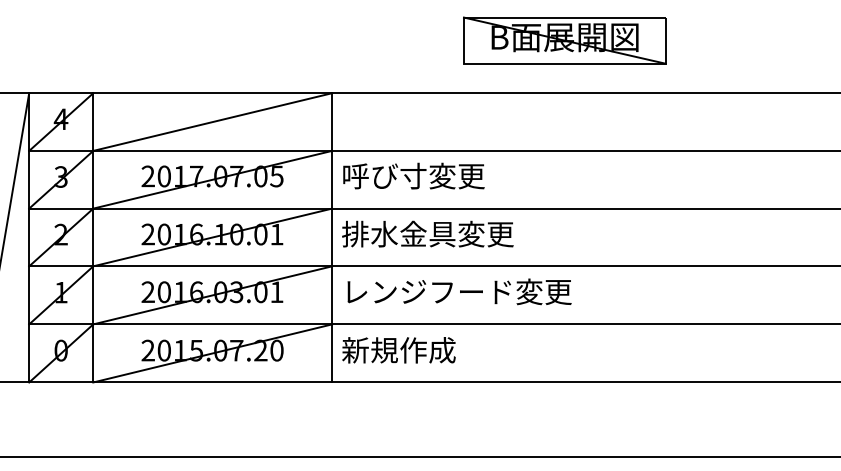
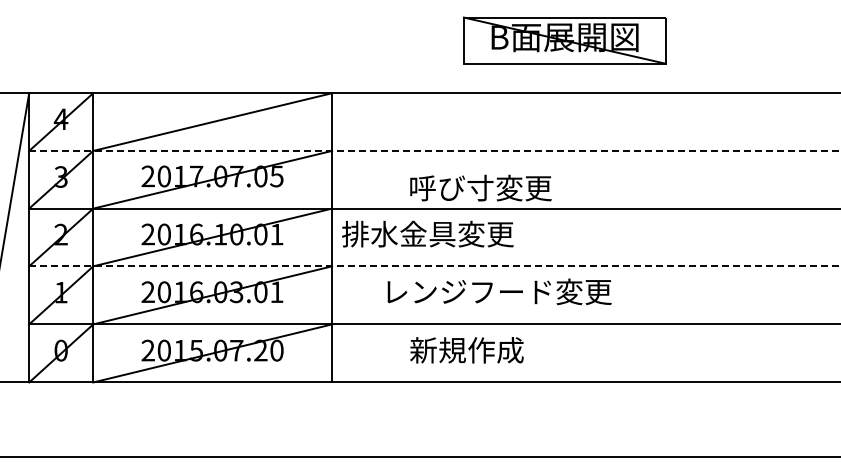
line: solid -> dashed (435, 150)
text position: (413, 175) -> (480, 187) (480, 187)
line: solid -> dashed (435, 266)
text position: (459, 291) -> (499, 291) (499, 291)
text position: (398, 350) -> (466, 350) (466, 350)
